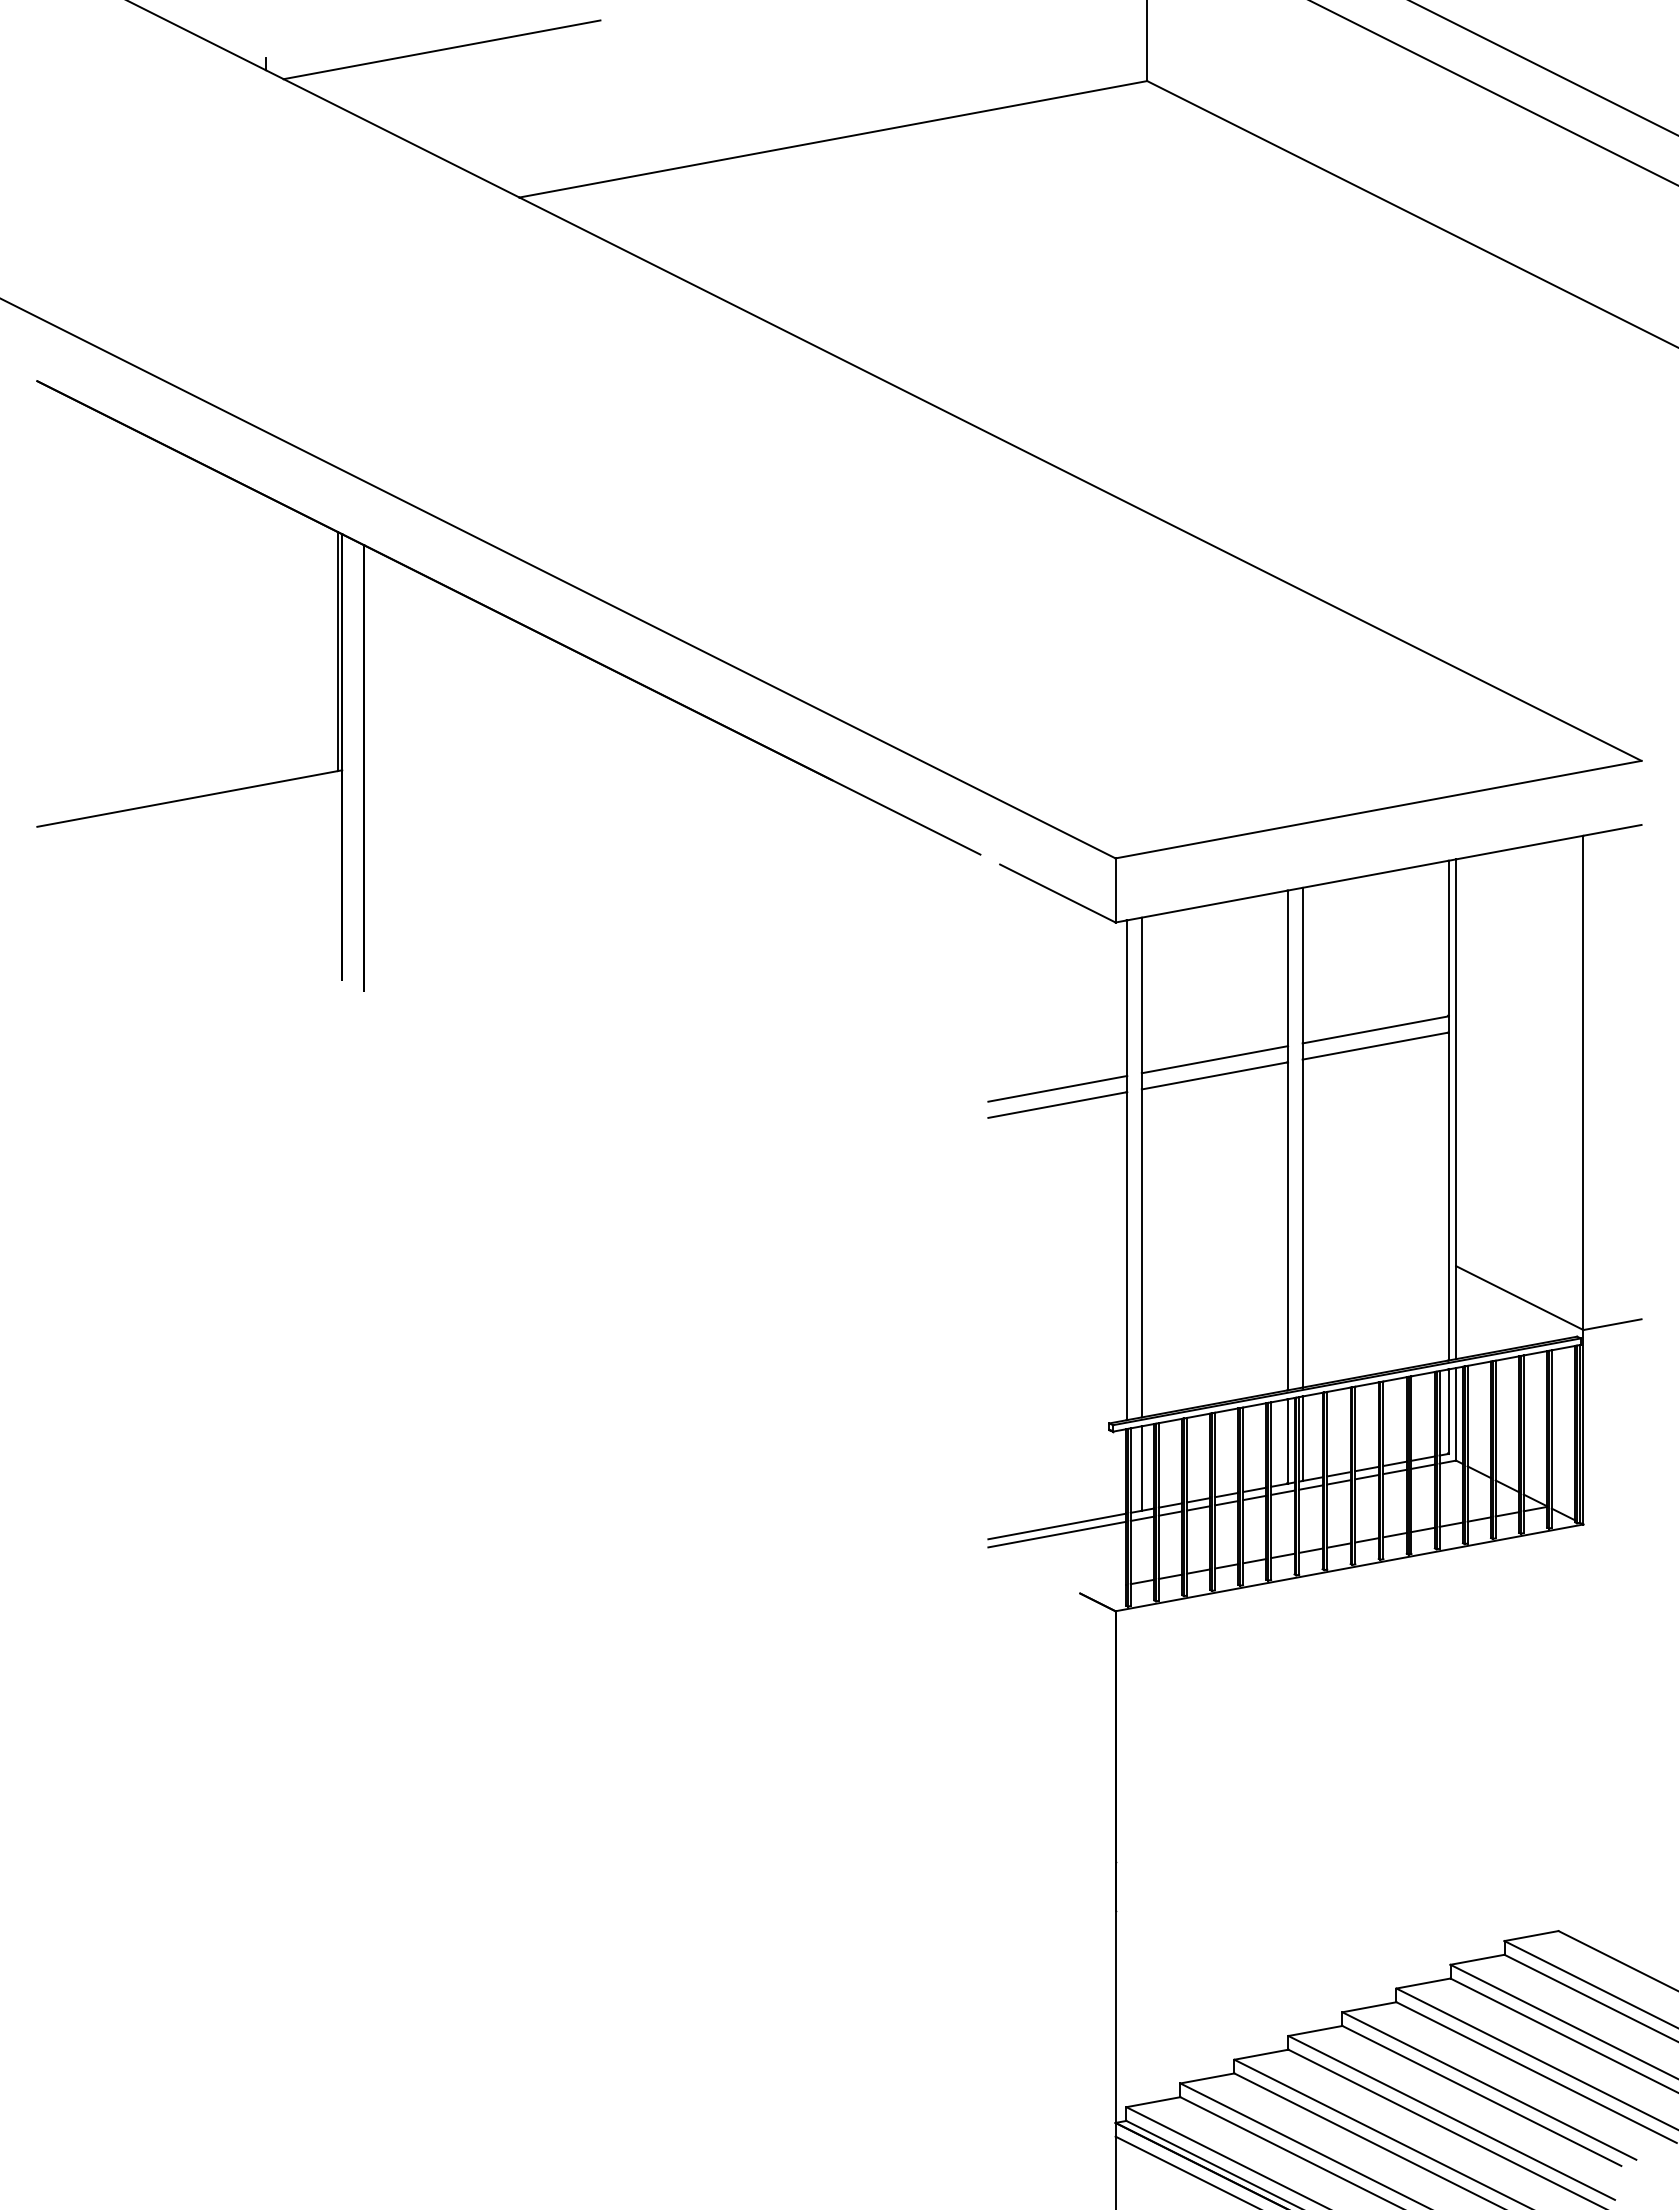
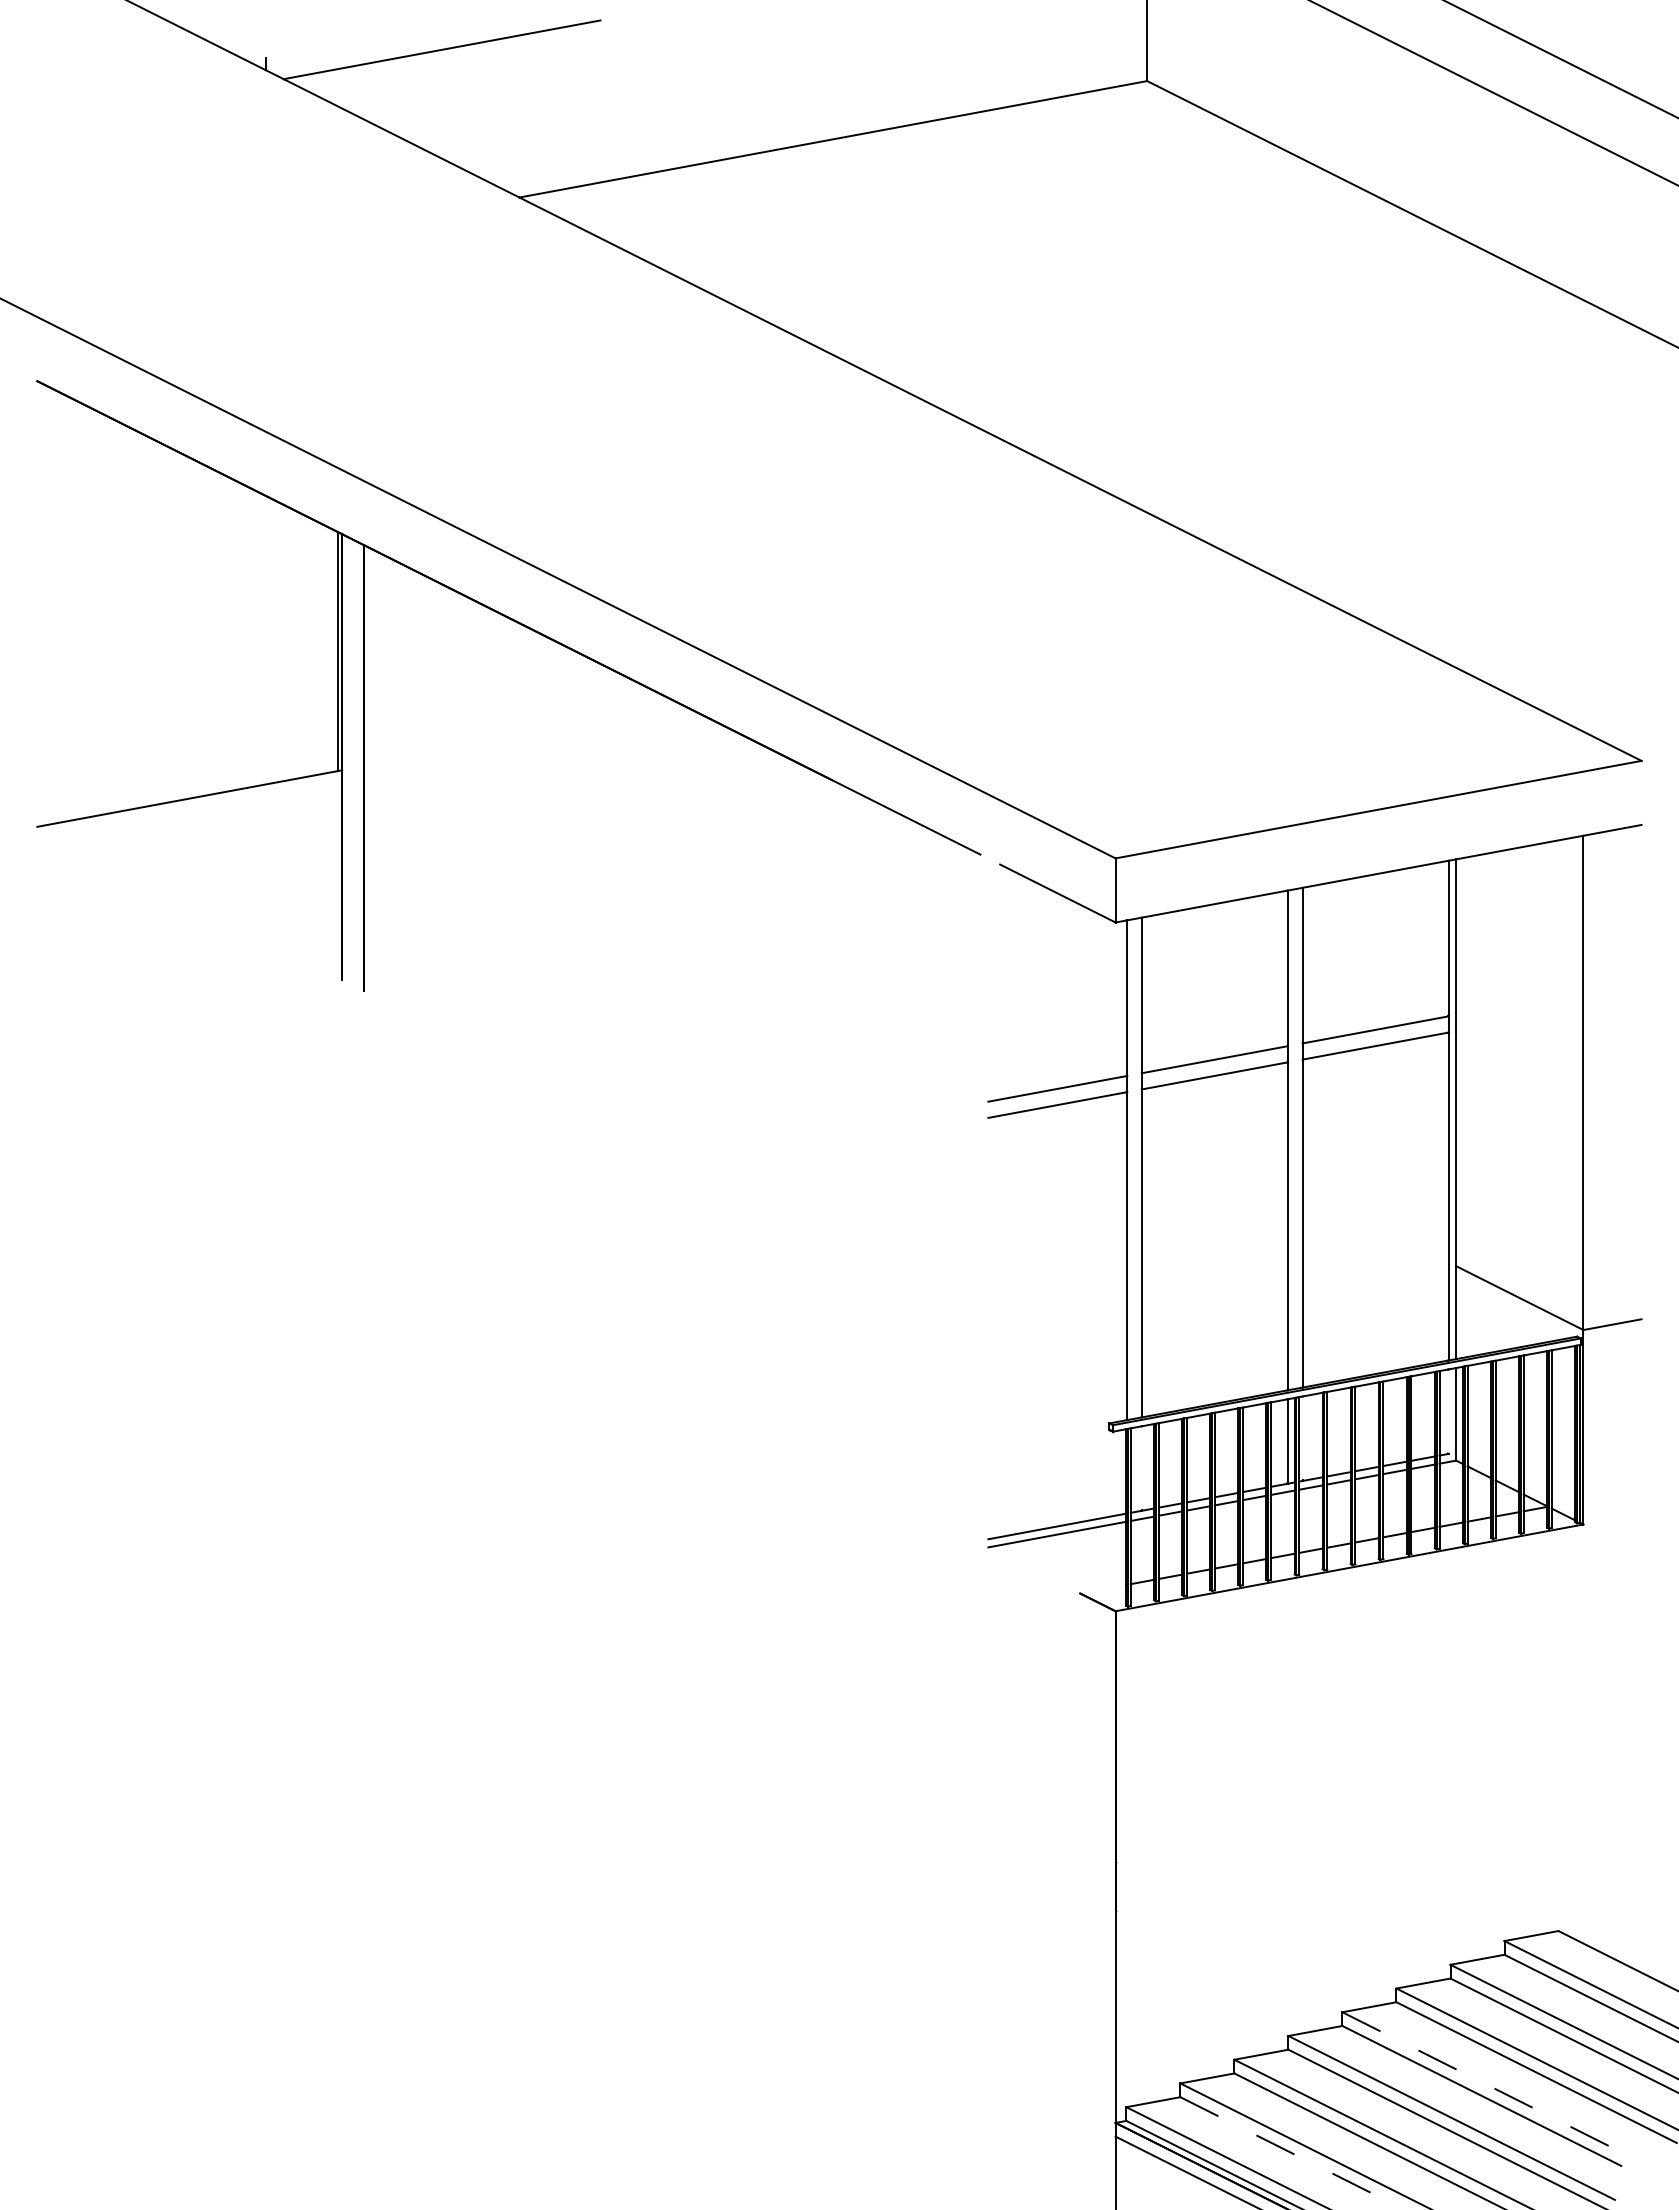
line position: (1543, 68) -> (1561, 59) (1561, 59)
line: present -> none (1448, 1411)
line: present -> none (1302, 1438)
line: present -> none (1141, 1468)
line: solid -> dashed (1489, 2086)
line: solid -> dashed (1292, 2153)
